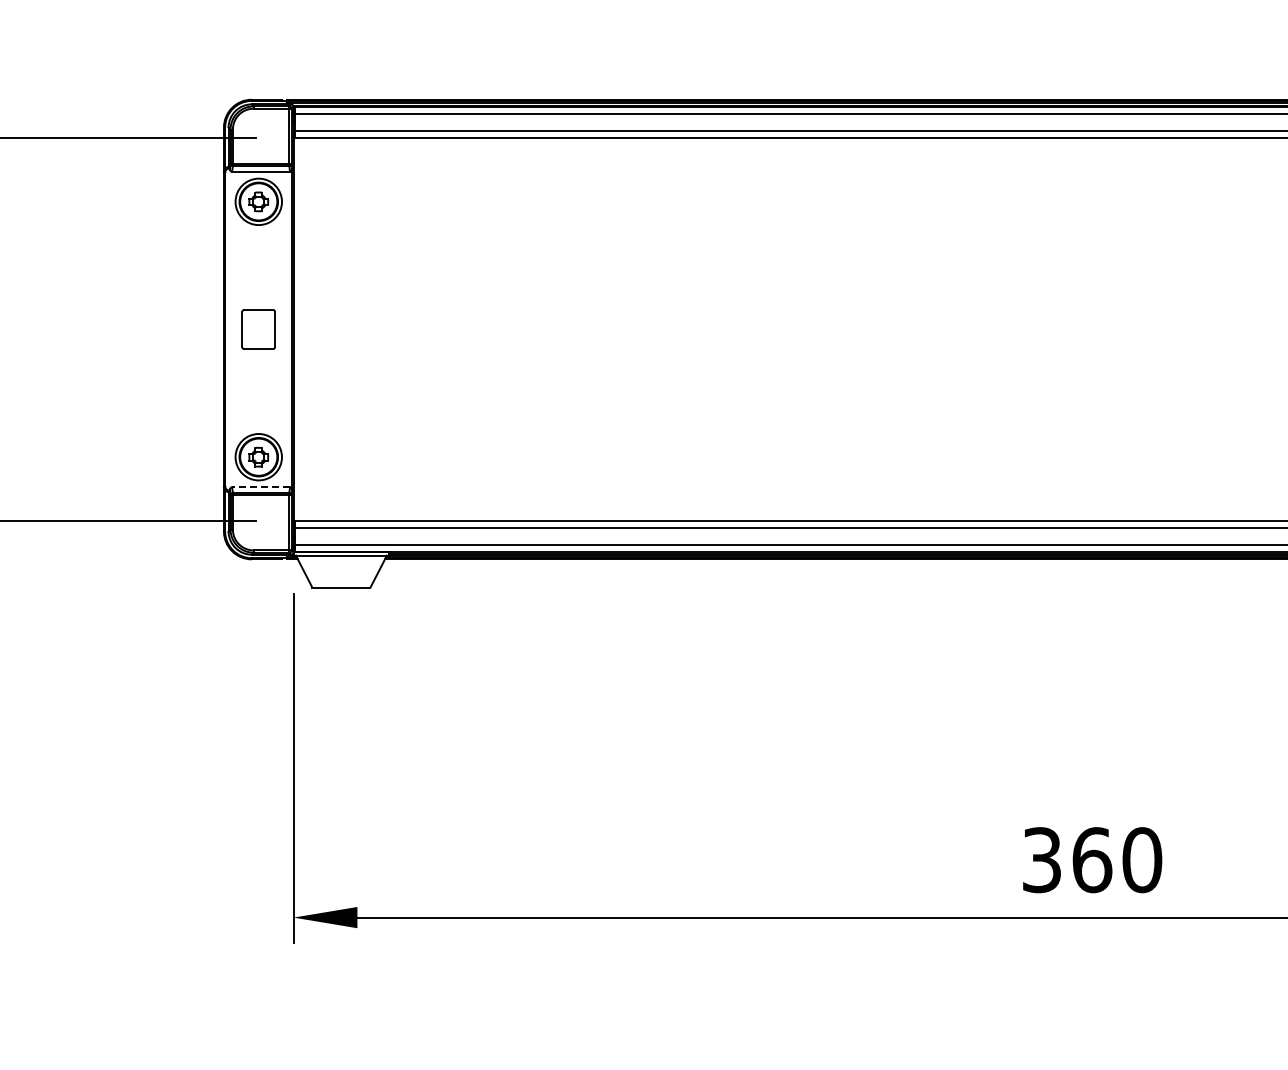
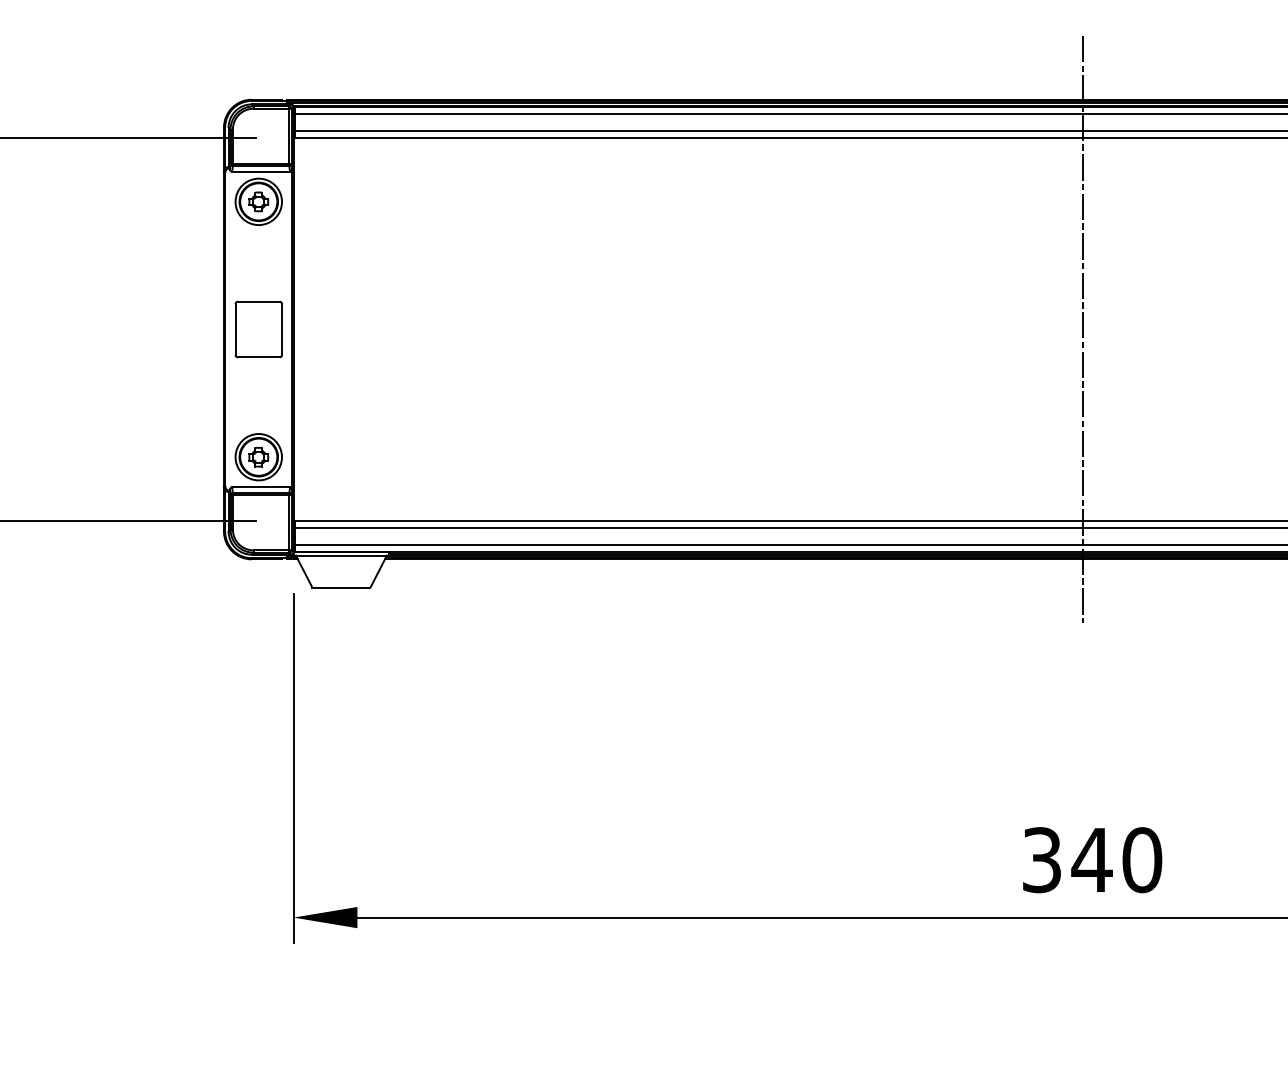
part size: 35x41 px -> 49x59 px (258, 329)
line: none -> present (1082, 329)
line: dashed -> solid (261, 487)
text: 360 -> 340 (1091, 860)
